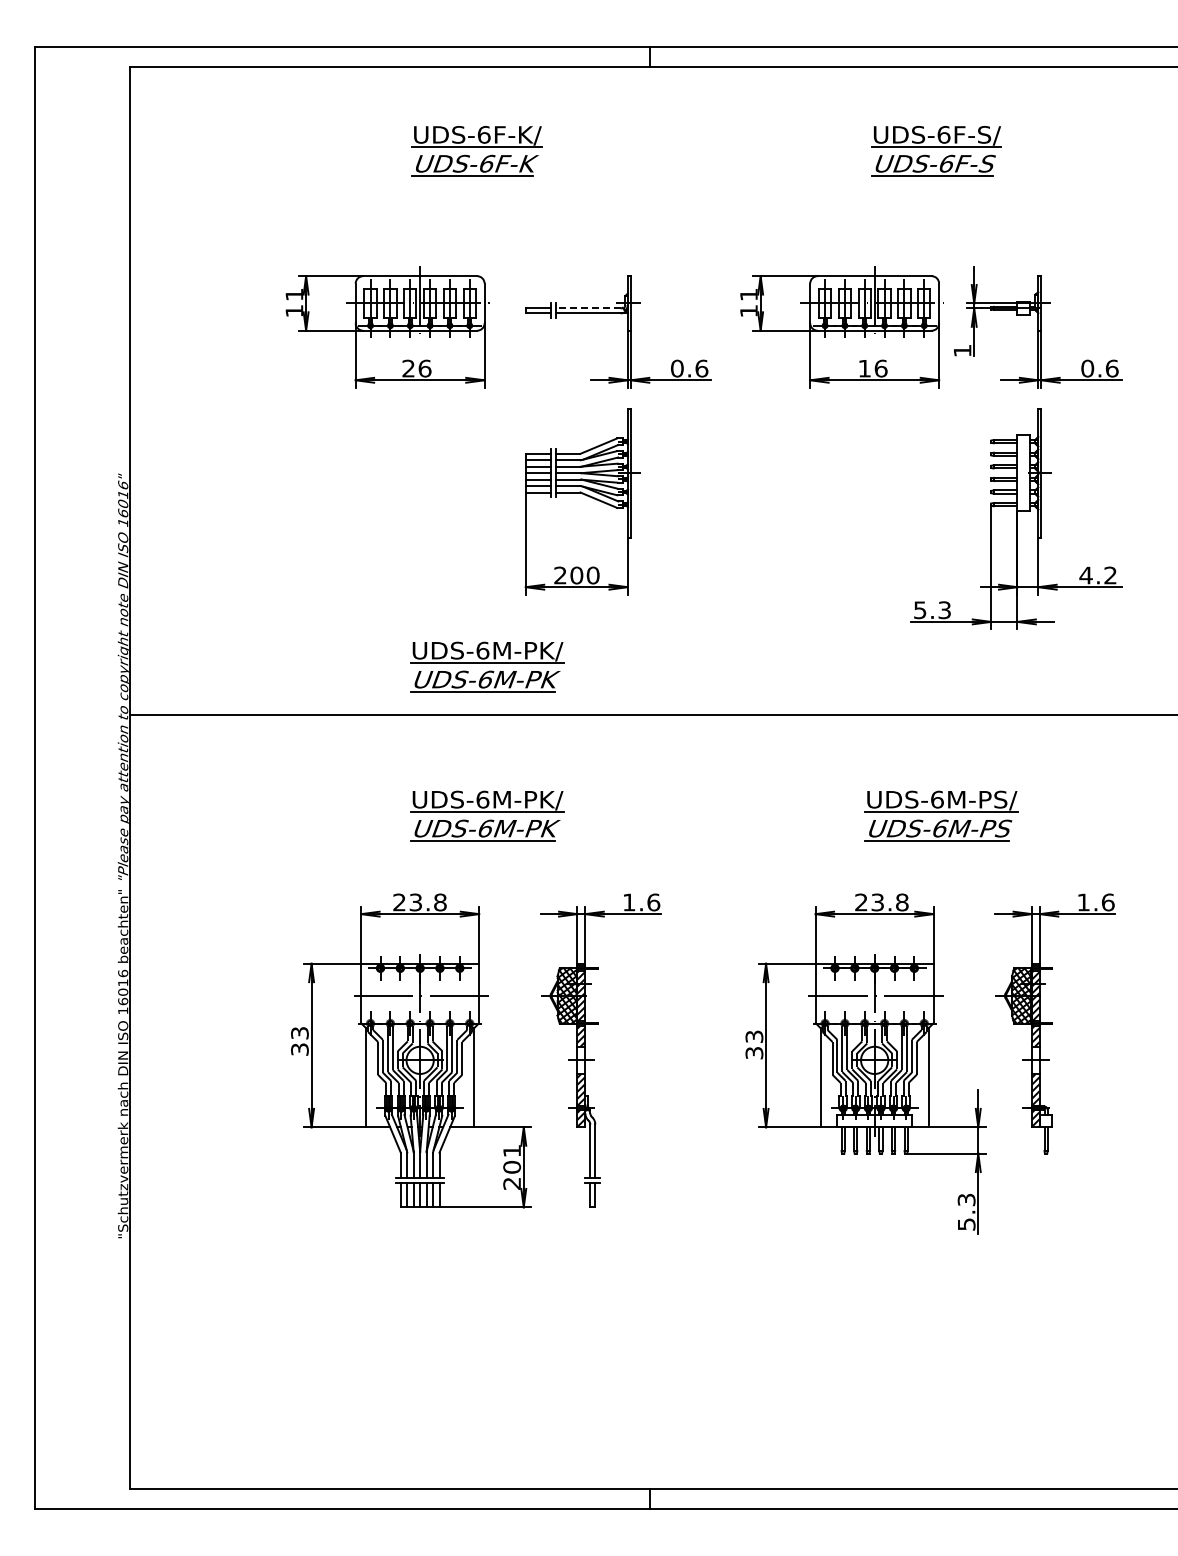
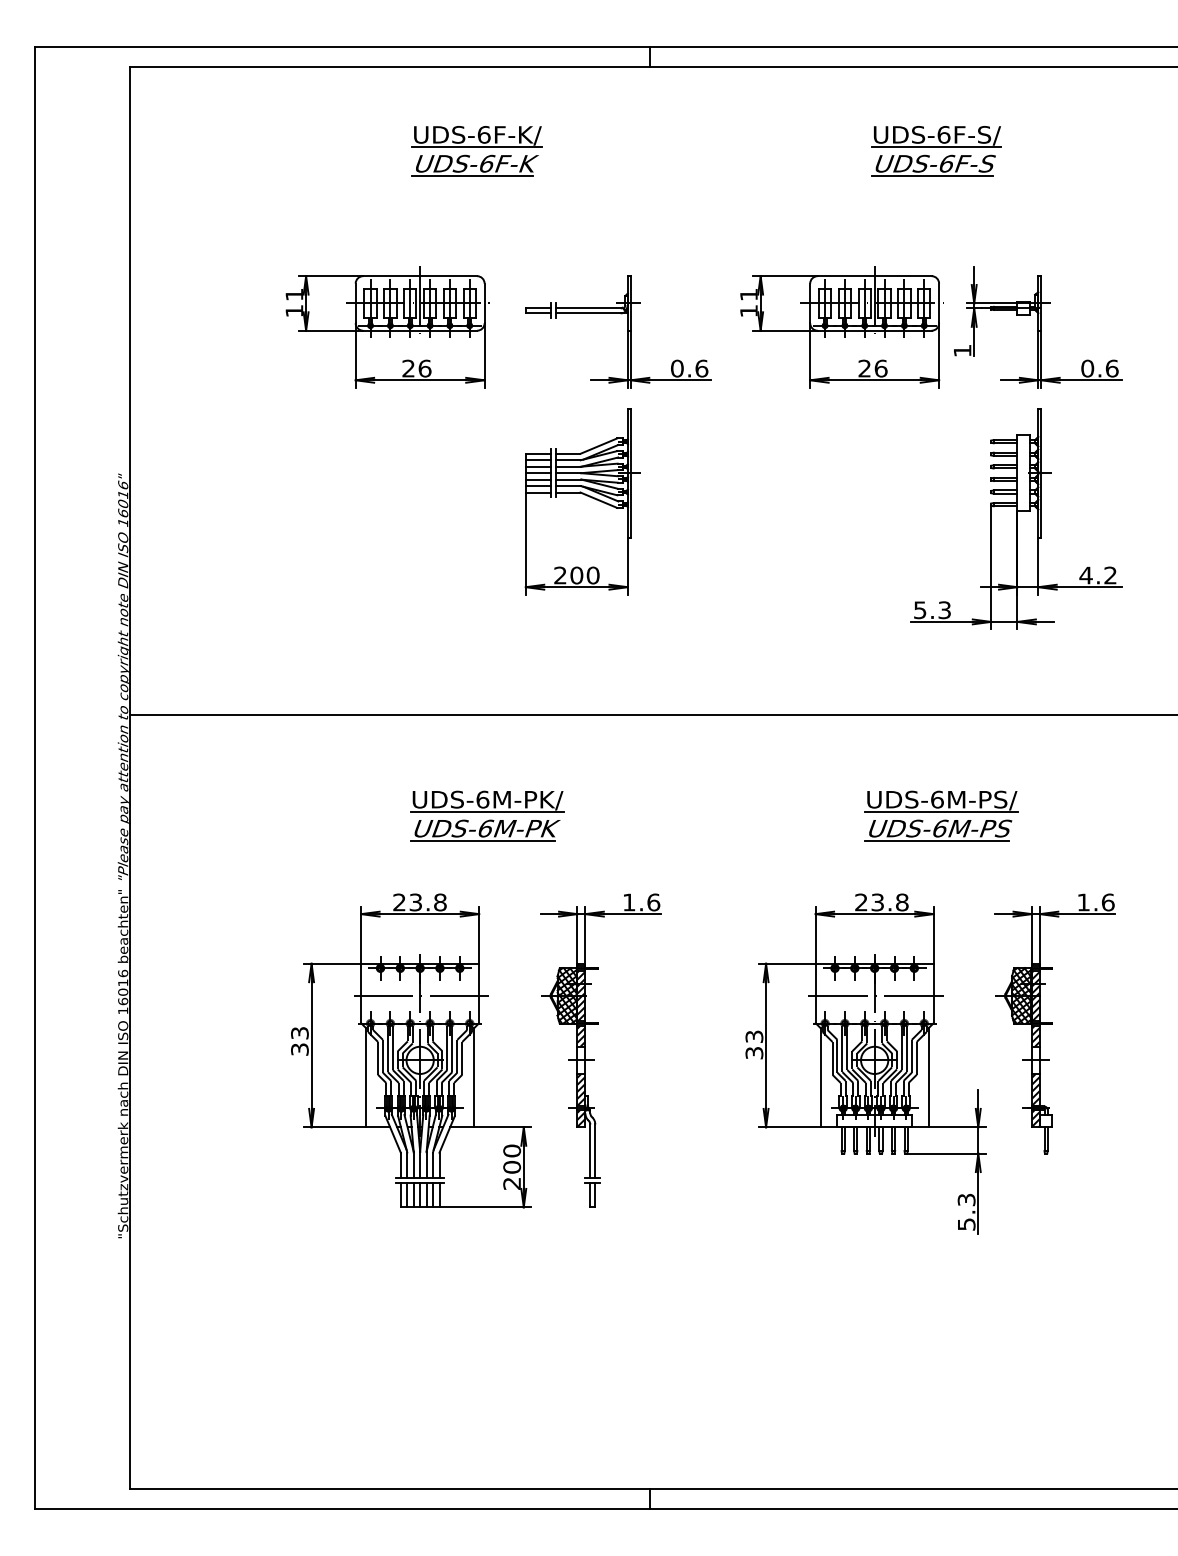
line: dashed -> solid (588, 308)
text: 16 -> 26 (864, 368)
part: present -> none (487, 666)
text: 201 -> 200 (512, 1150)
